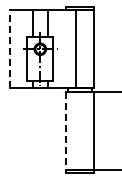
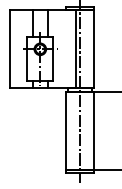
line: dashed -> solid (9, 49)
line: none -> present (80, 92)
line: dashed -> solid (66, 131)
